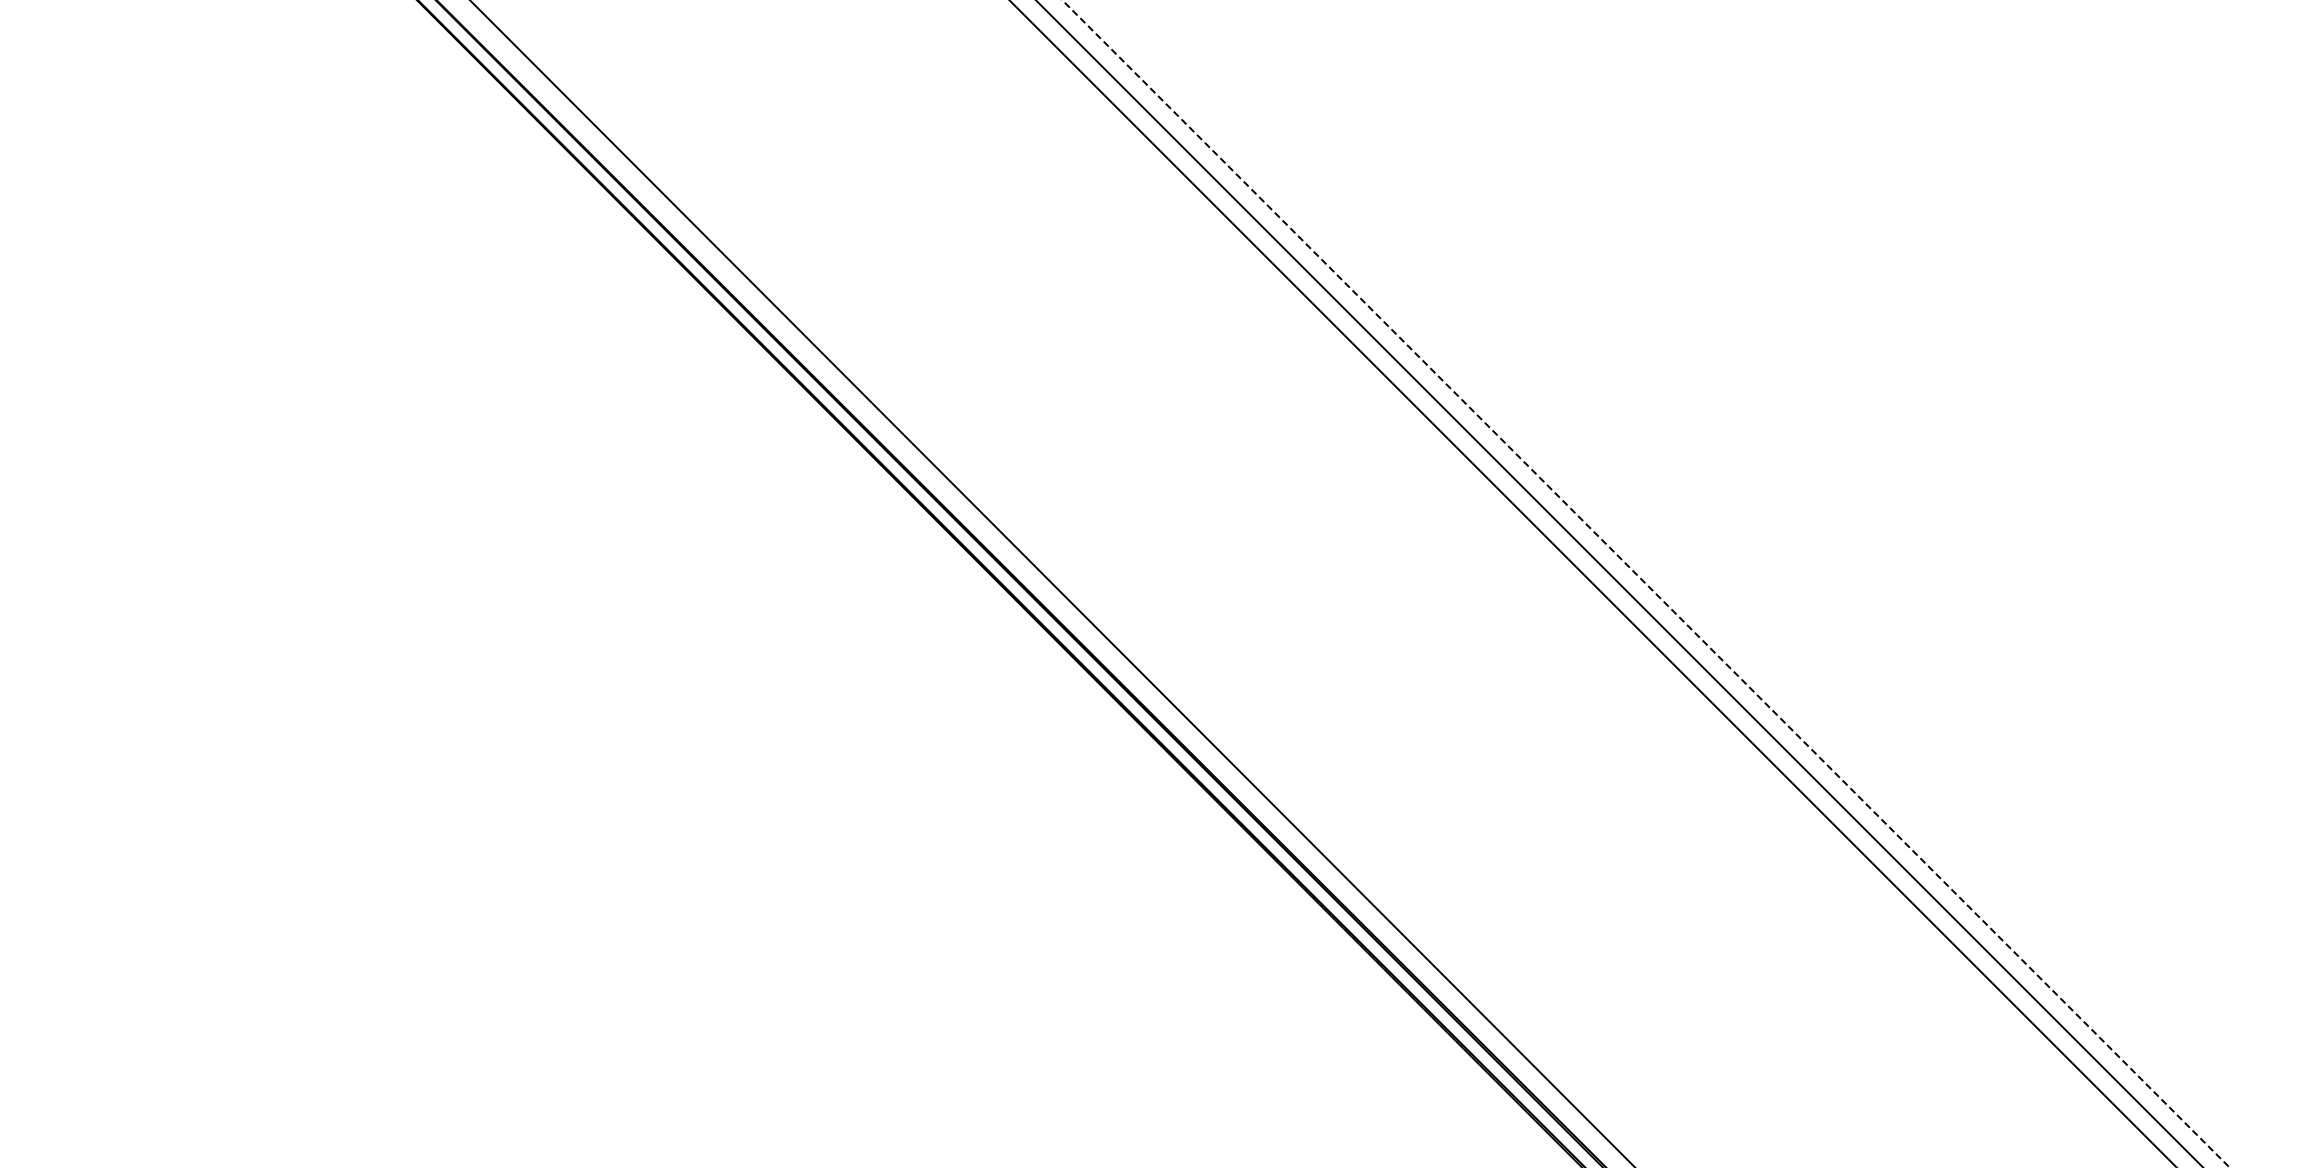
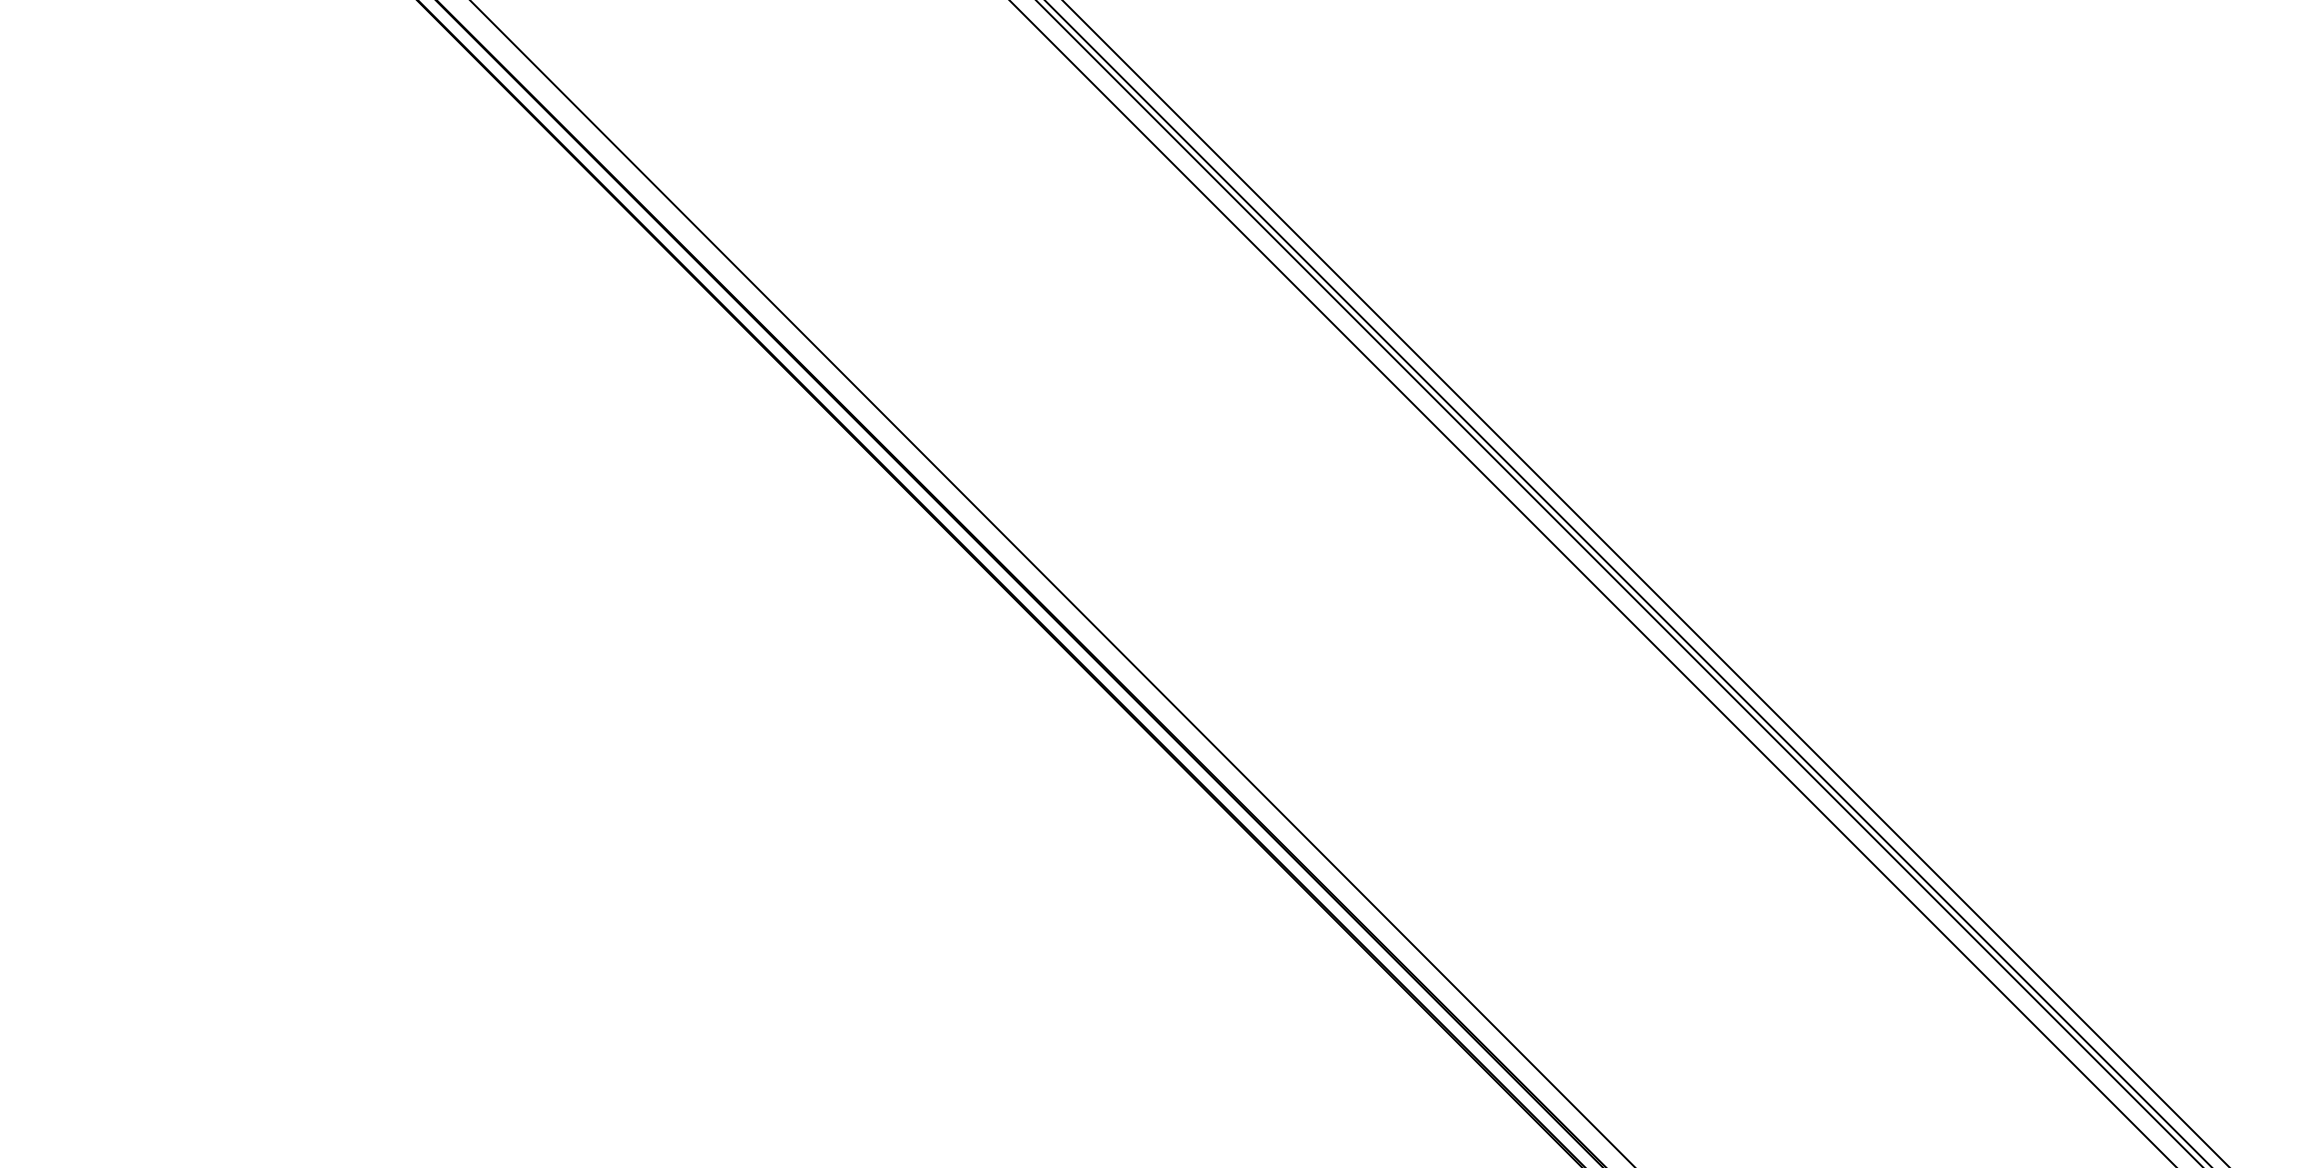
line: none -> present (1627, 583)
line: dashed -> solid (1646, 584)
